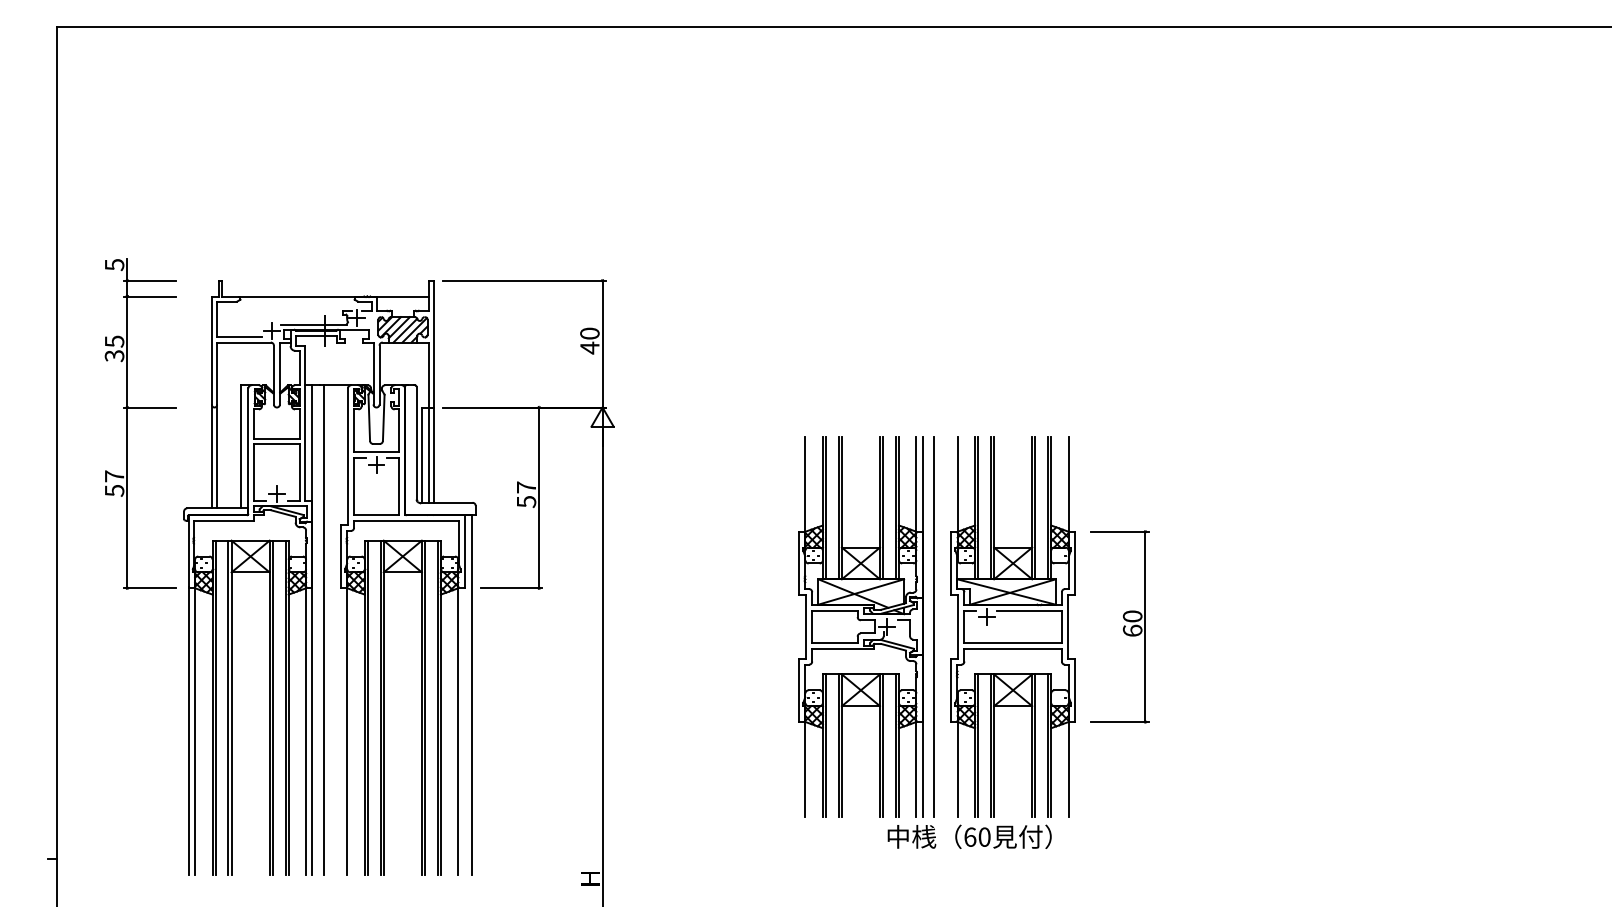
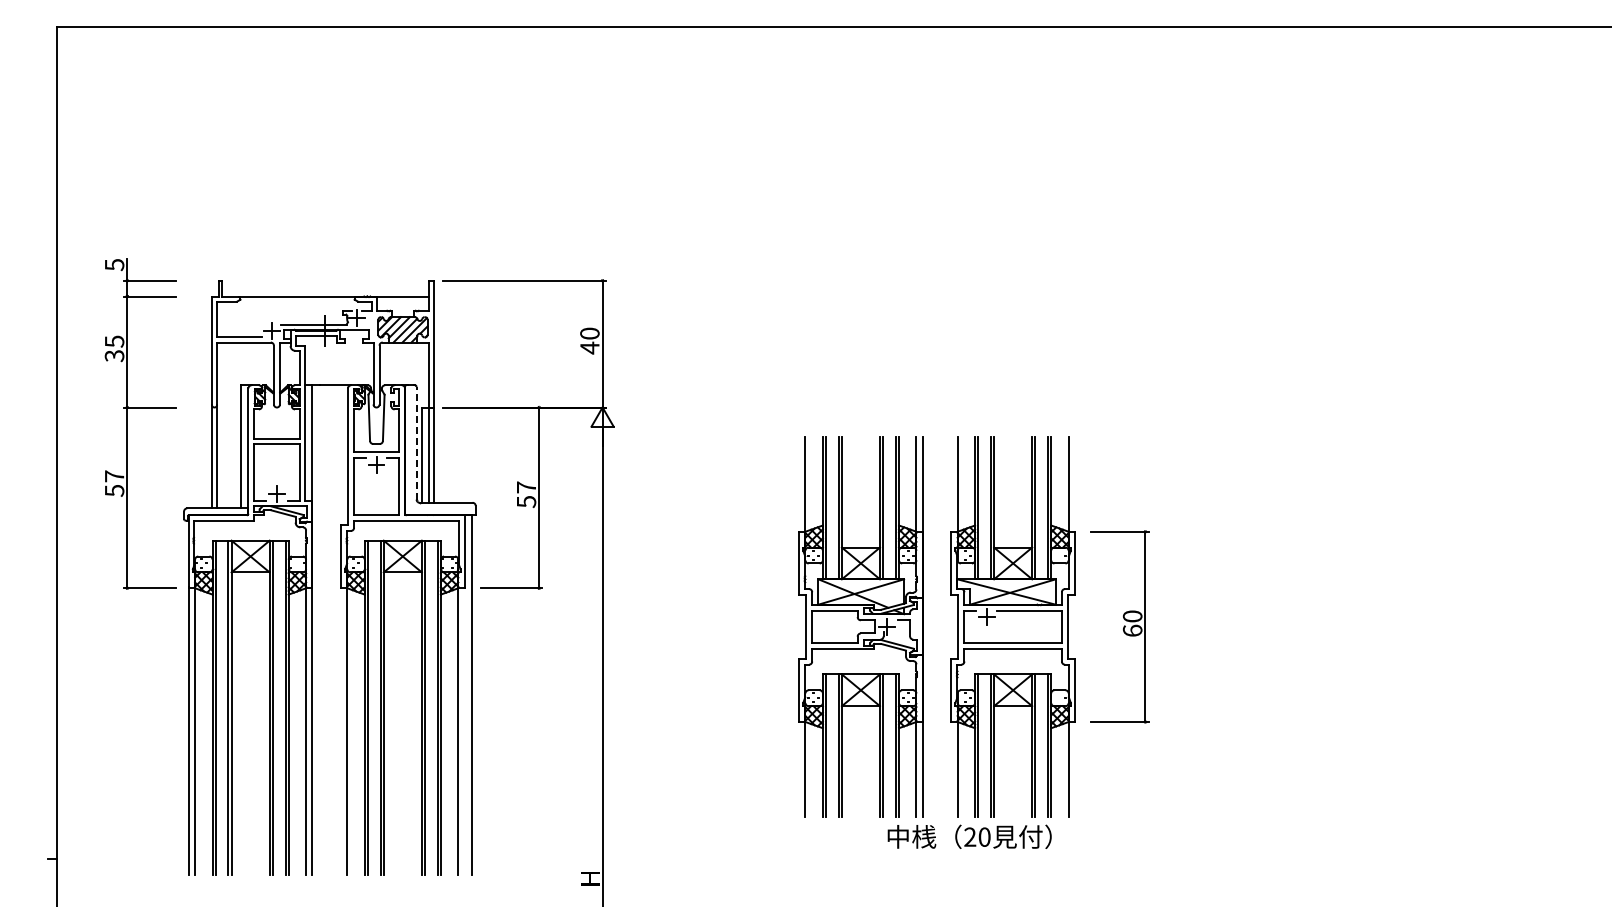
line: solid -> dashed (416, 442)
line: present -> none (933, 626)
line: present -> none (323, 630)
text: 60 -> 20 (970, 836)
